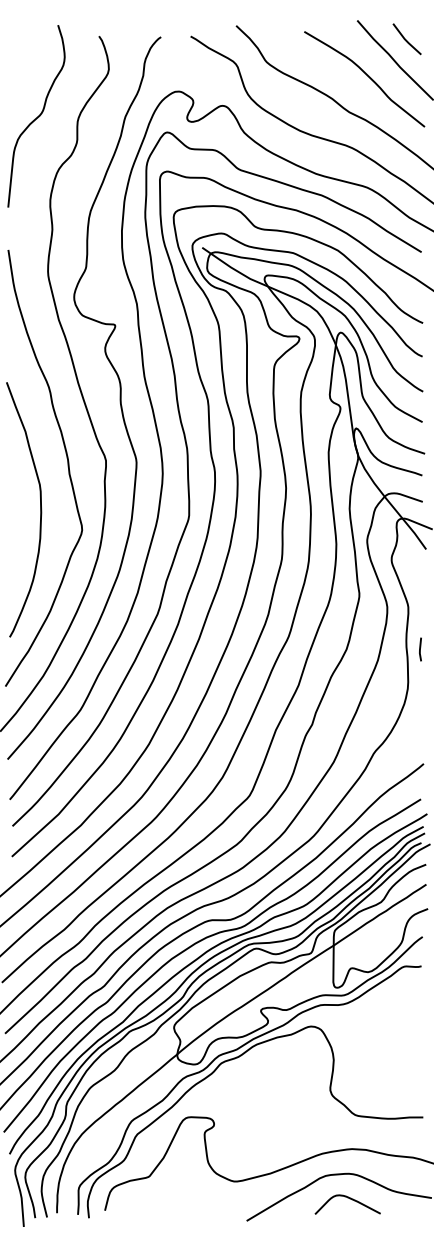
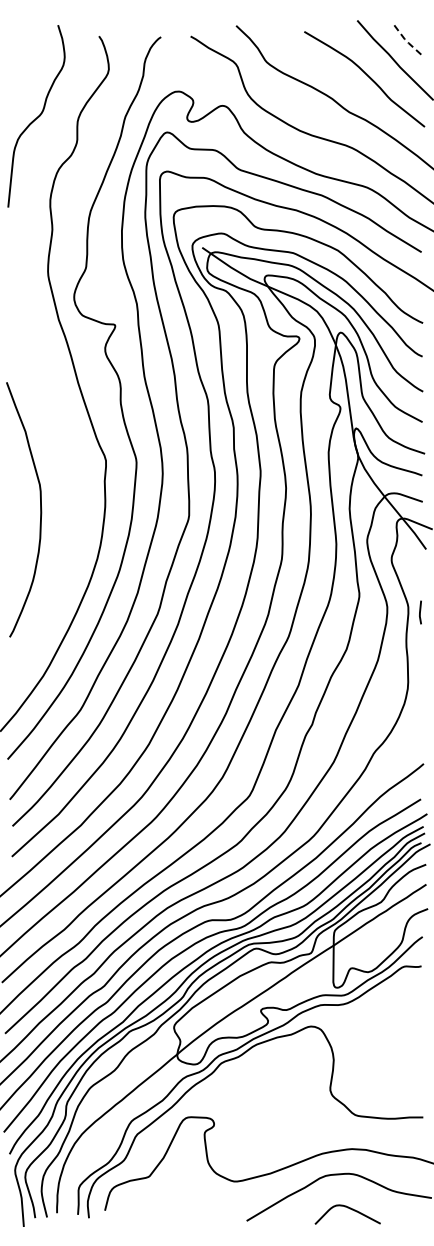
line: solid -> dashed (405, 40)
curve: present -> none (67, 466)
line position: (420, 649) -> (420, 612) (420, 612)
curve position: (349, 1199) -> (349, 1209) (349, 1209)
